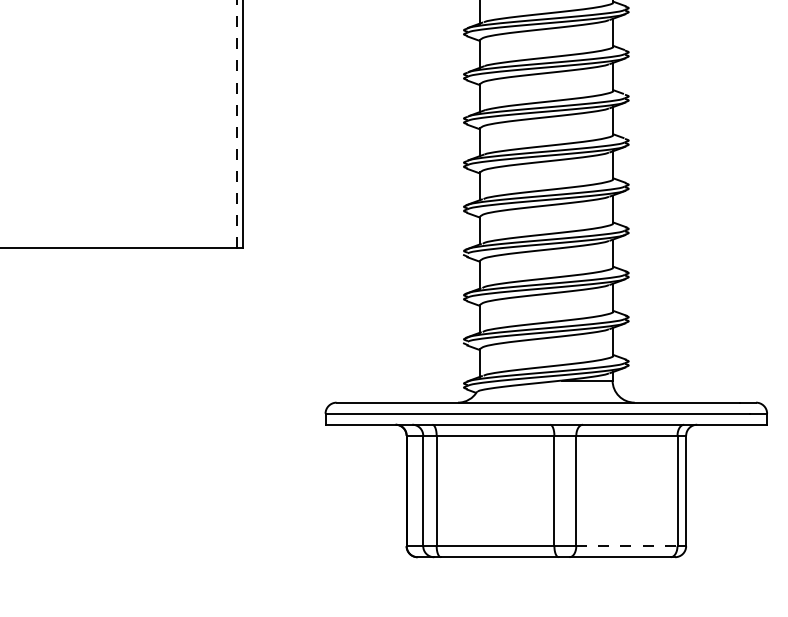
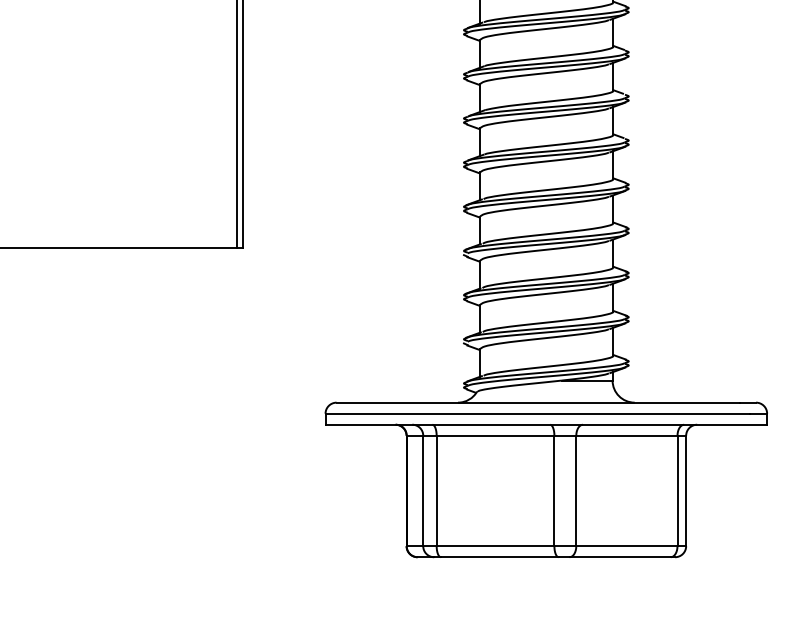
line: dashed -> solid (237, 124)
line: dashed -> solid (626, 546)
